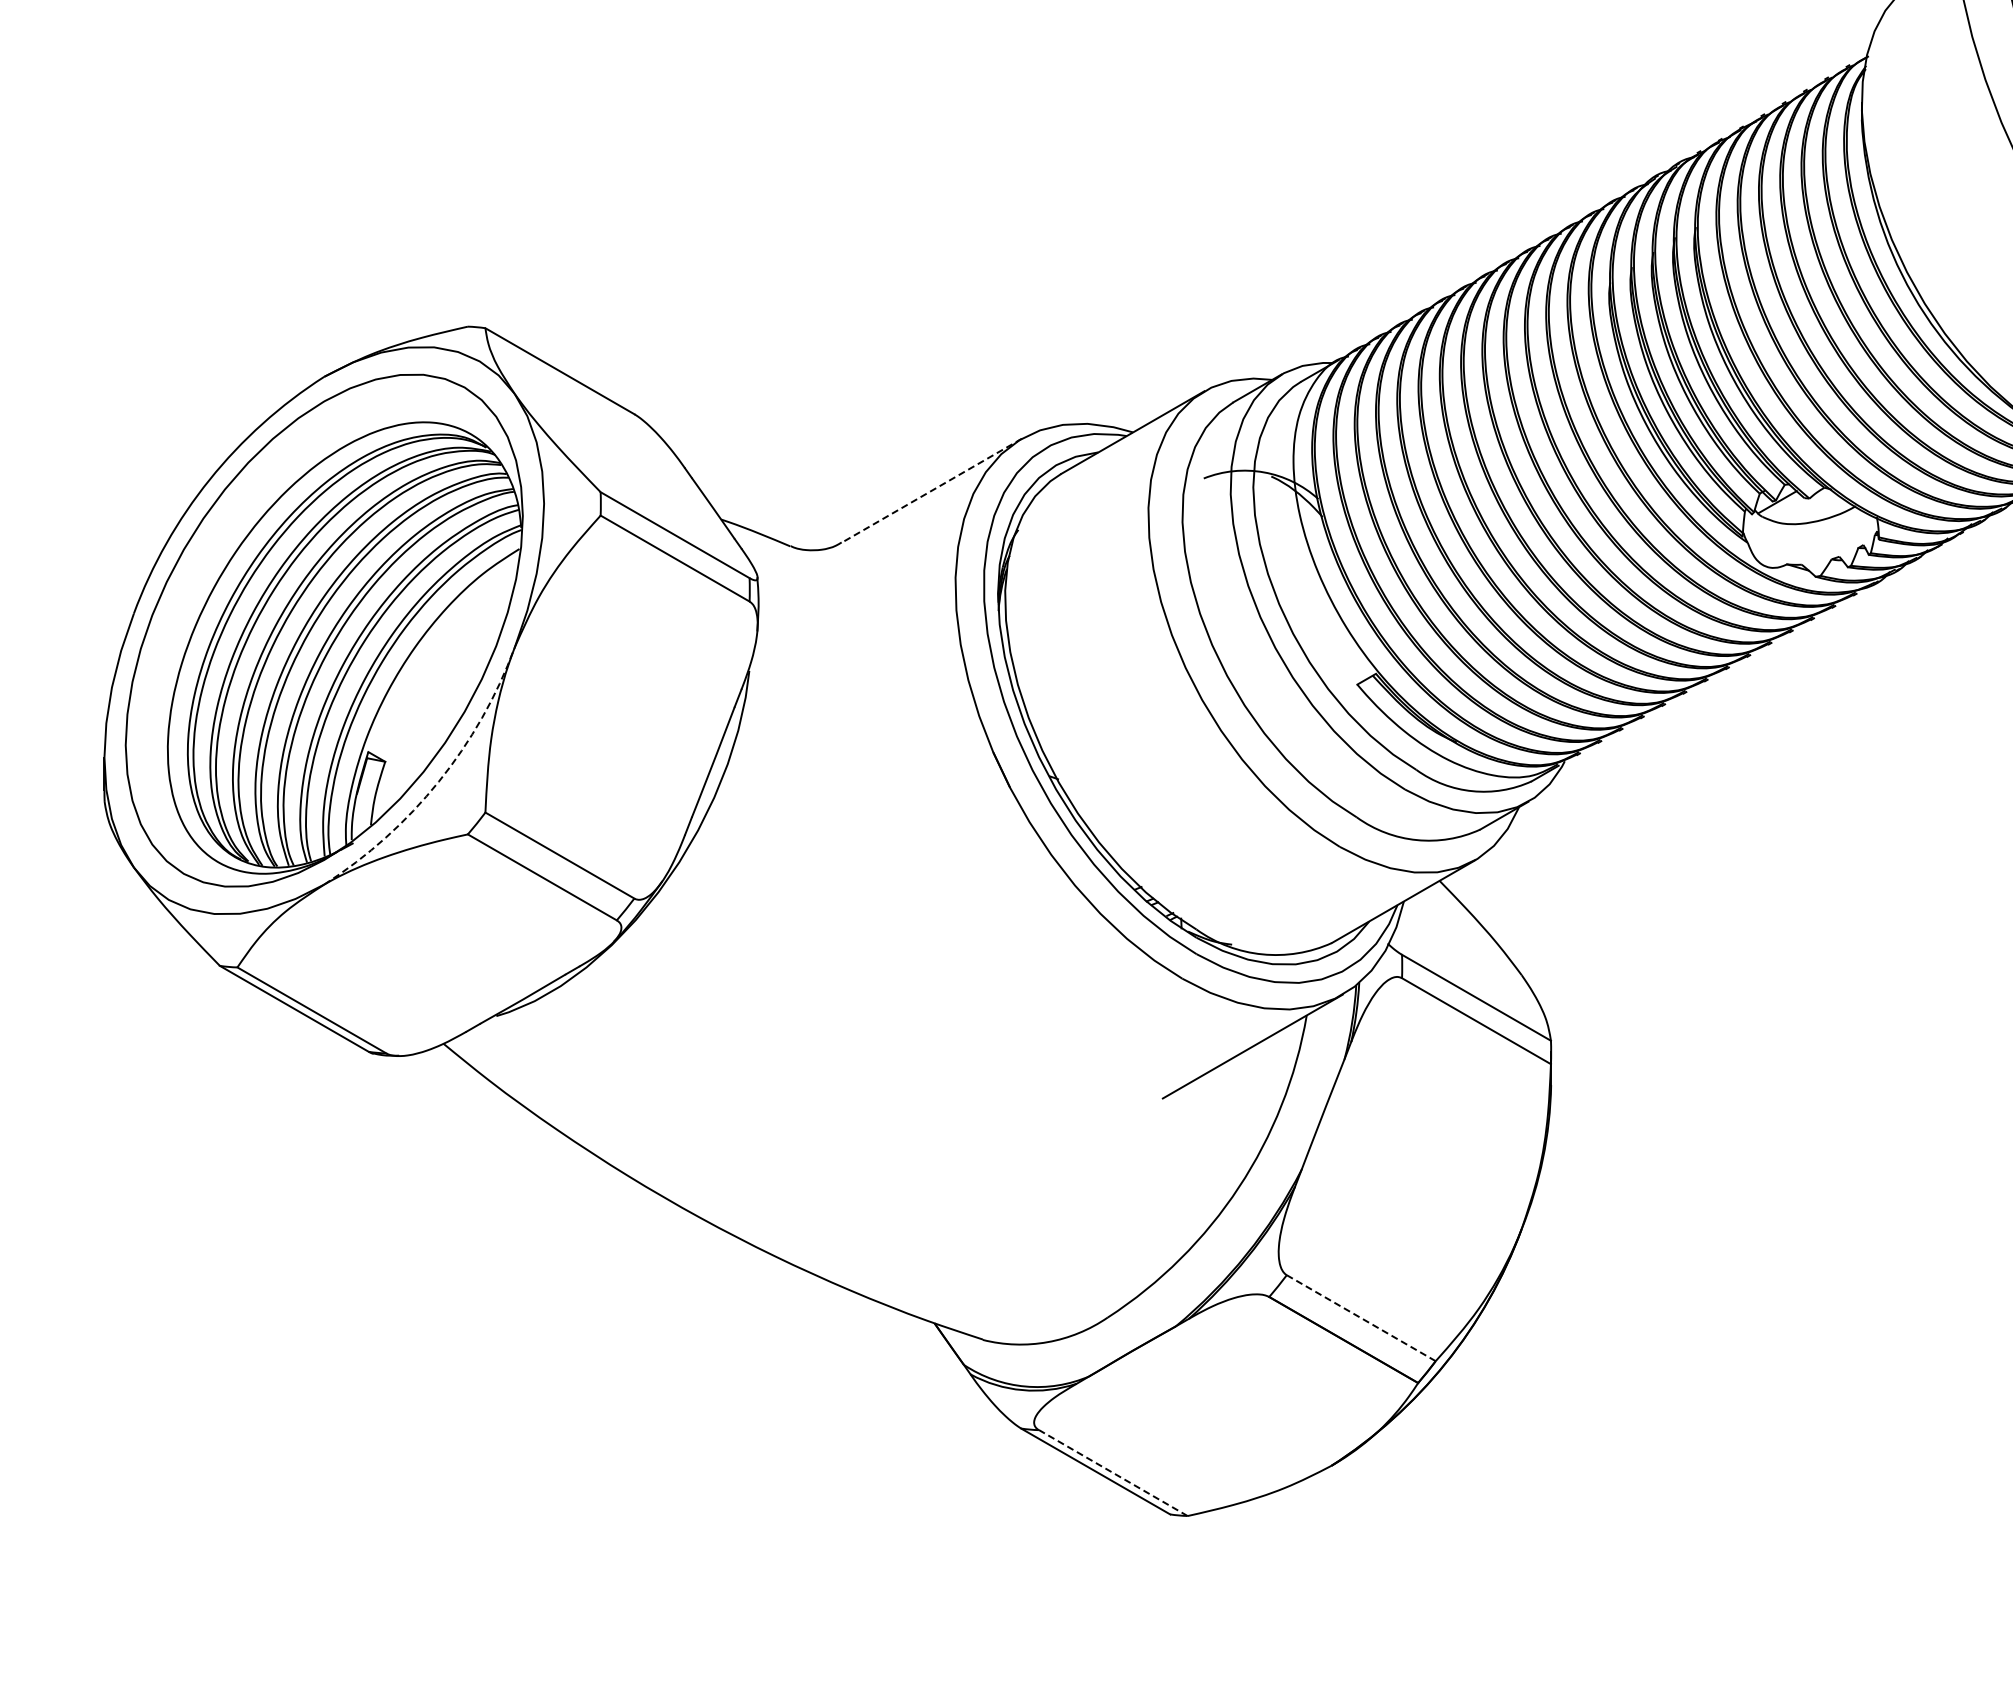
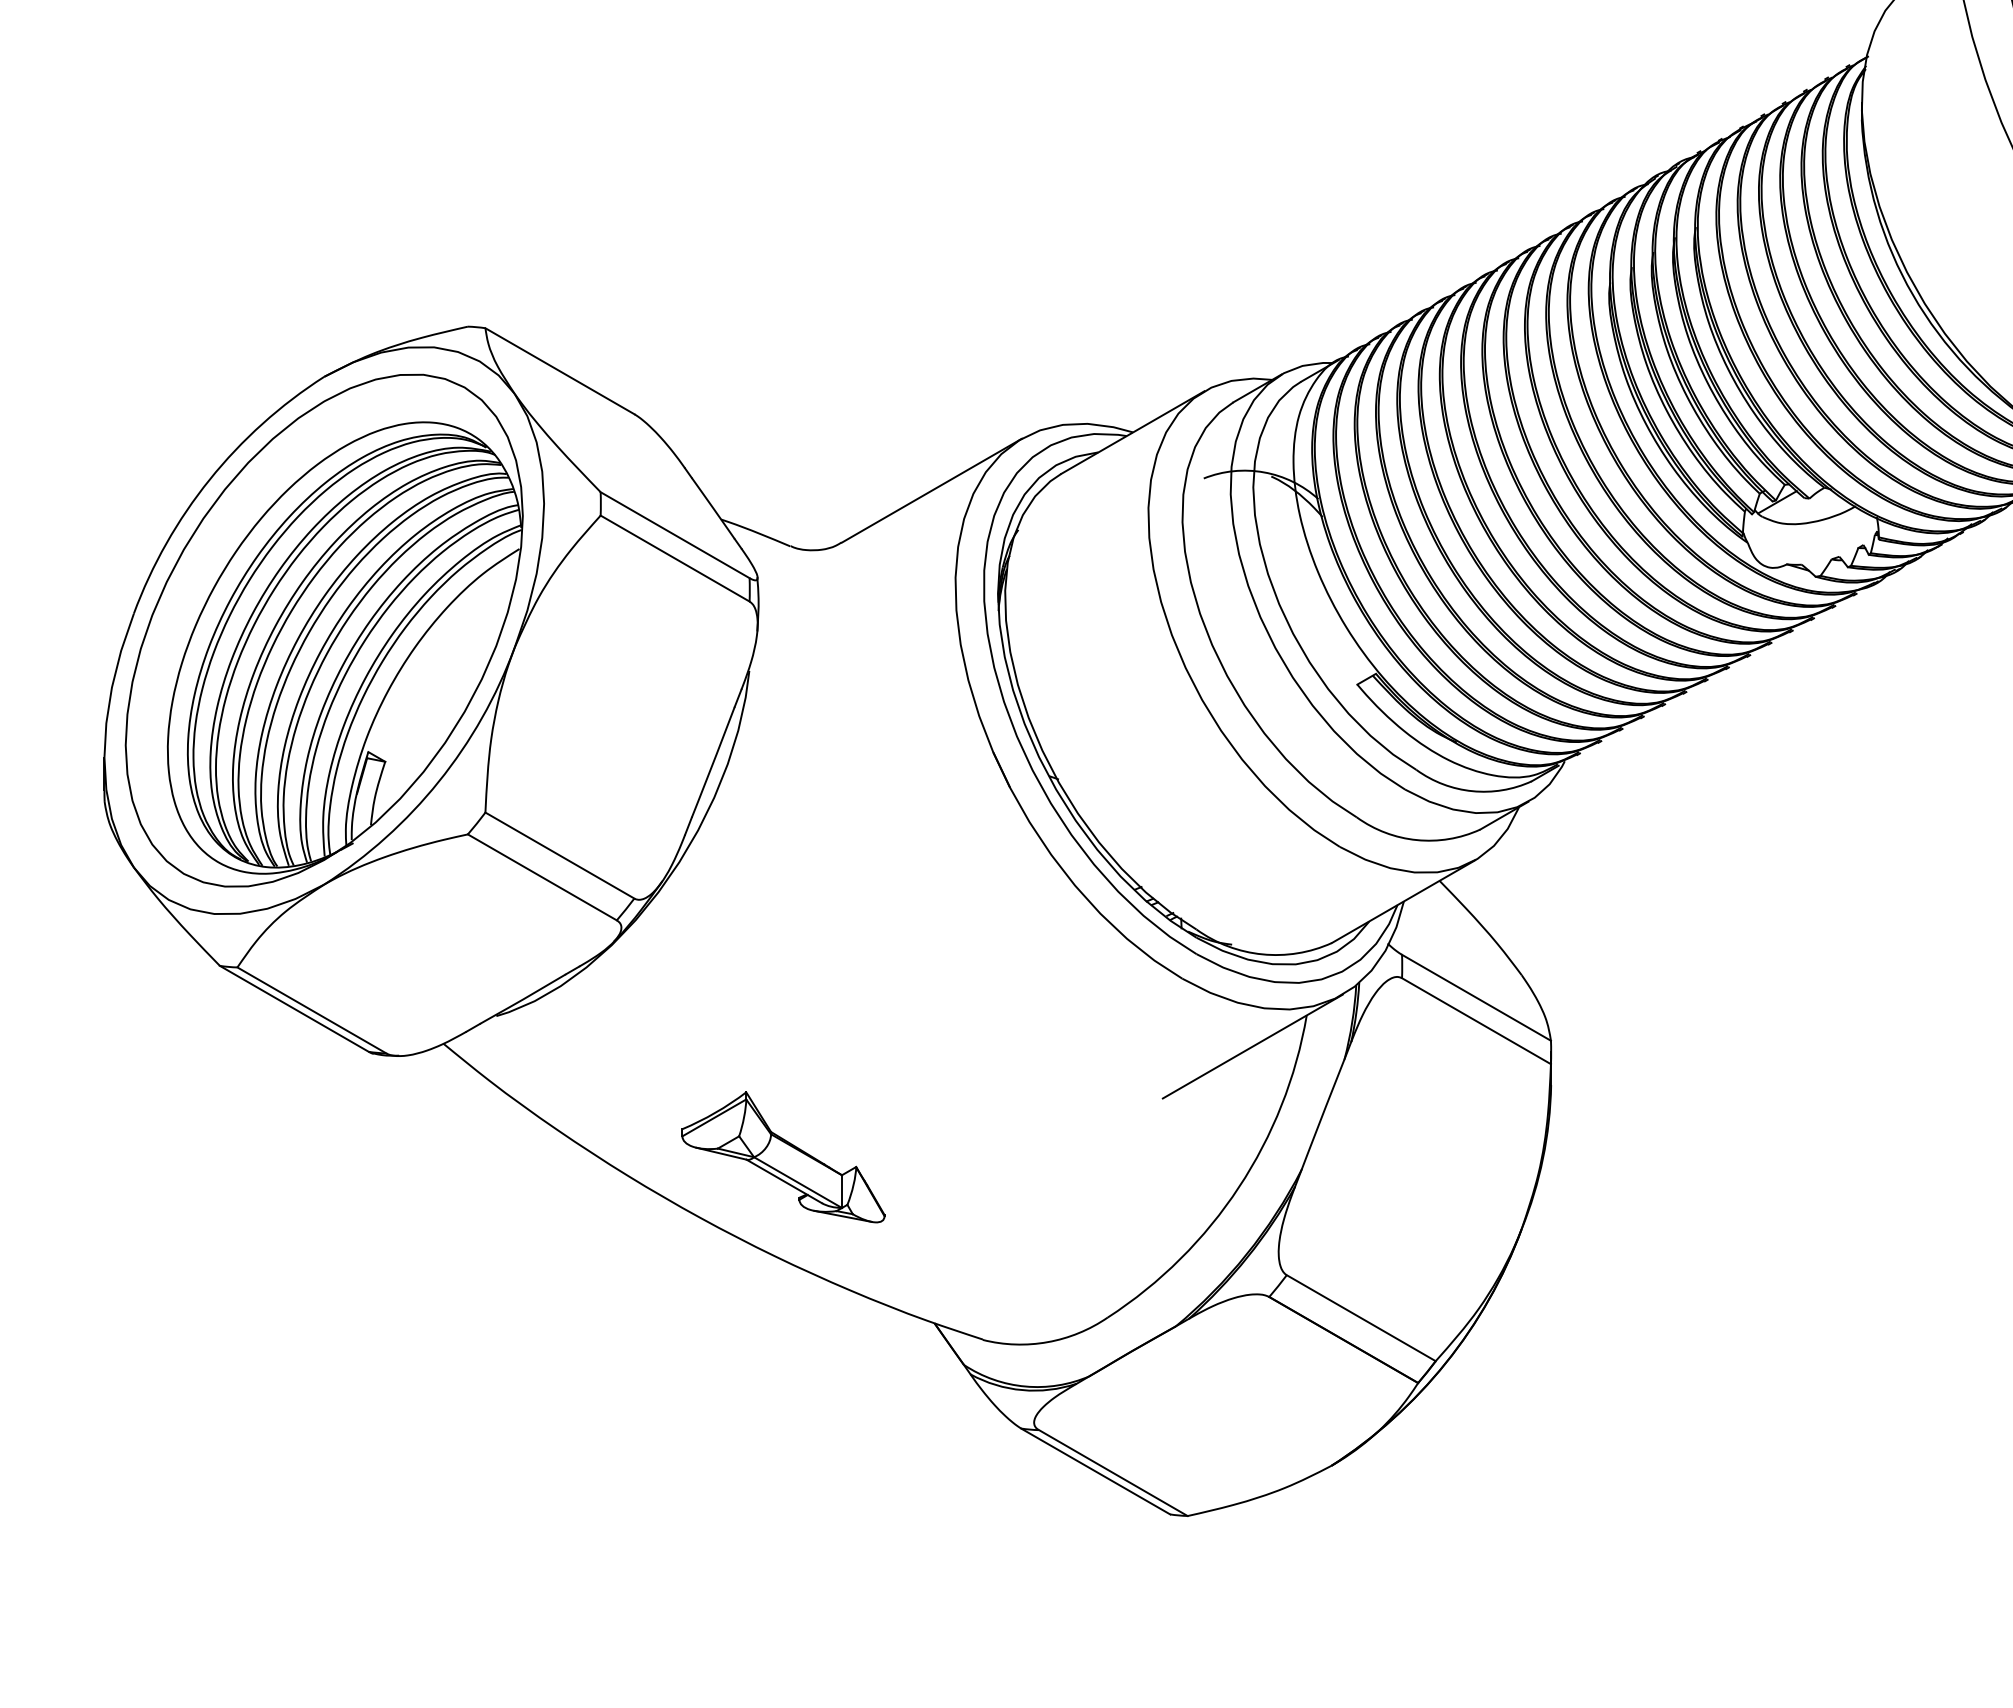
line: dashed -> solid (931, 490)
arc: dashed -> solid (438, 781)
part: none -> present (783, 1157)
line: dashed -> solid (1361, 1318)
line: dashed -> solid (1113, 1473)
